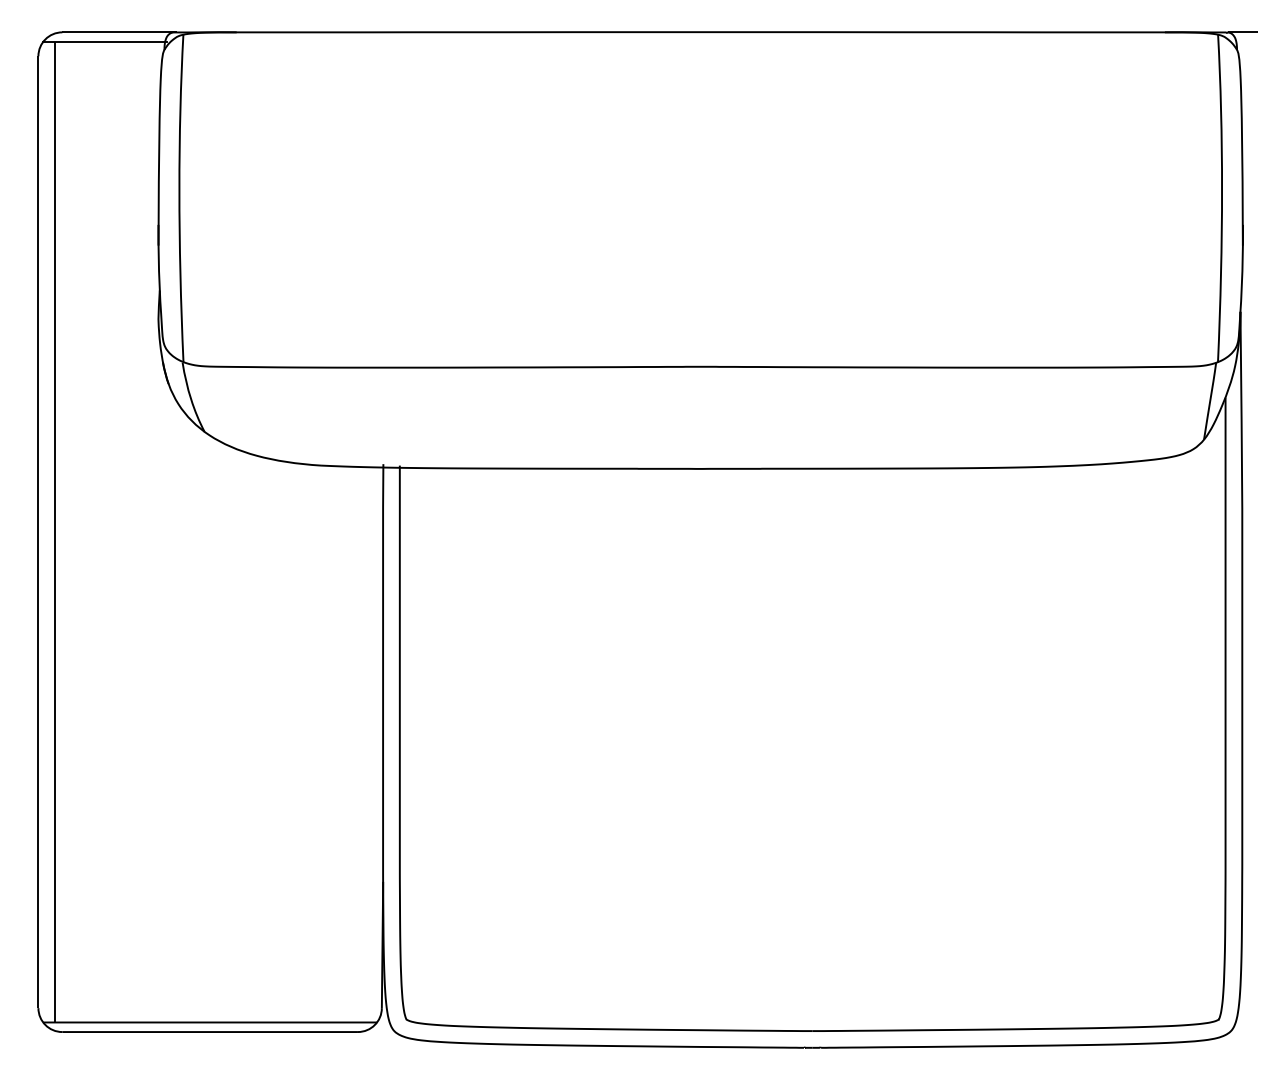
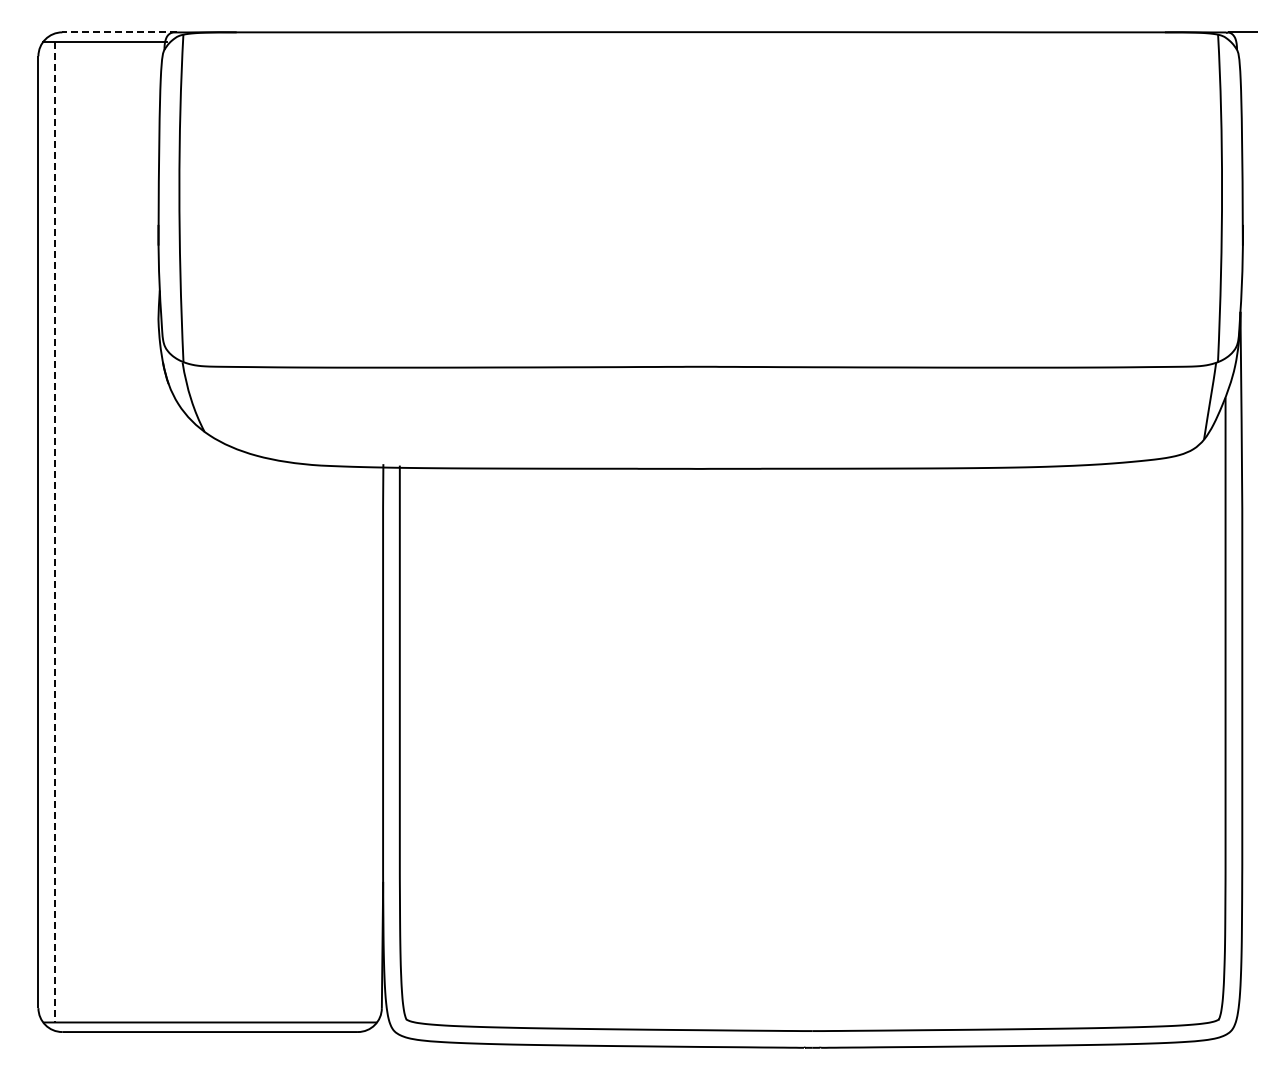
line: solid -> dashed (118, 32)
line: solid -> dashed (54, 532)
